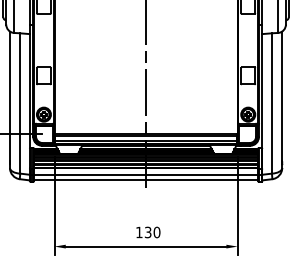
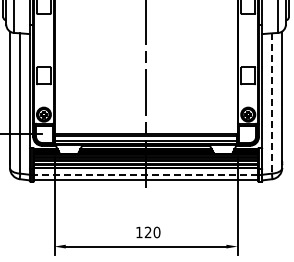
line: solid -> dashed (271, 103)
line: solid -> dashed (145, 174)
text: 130 -> 120 (148, 232)
